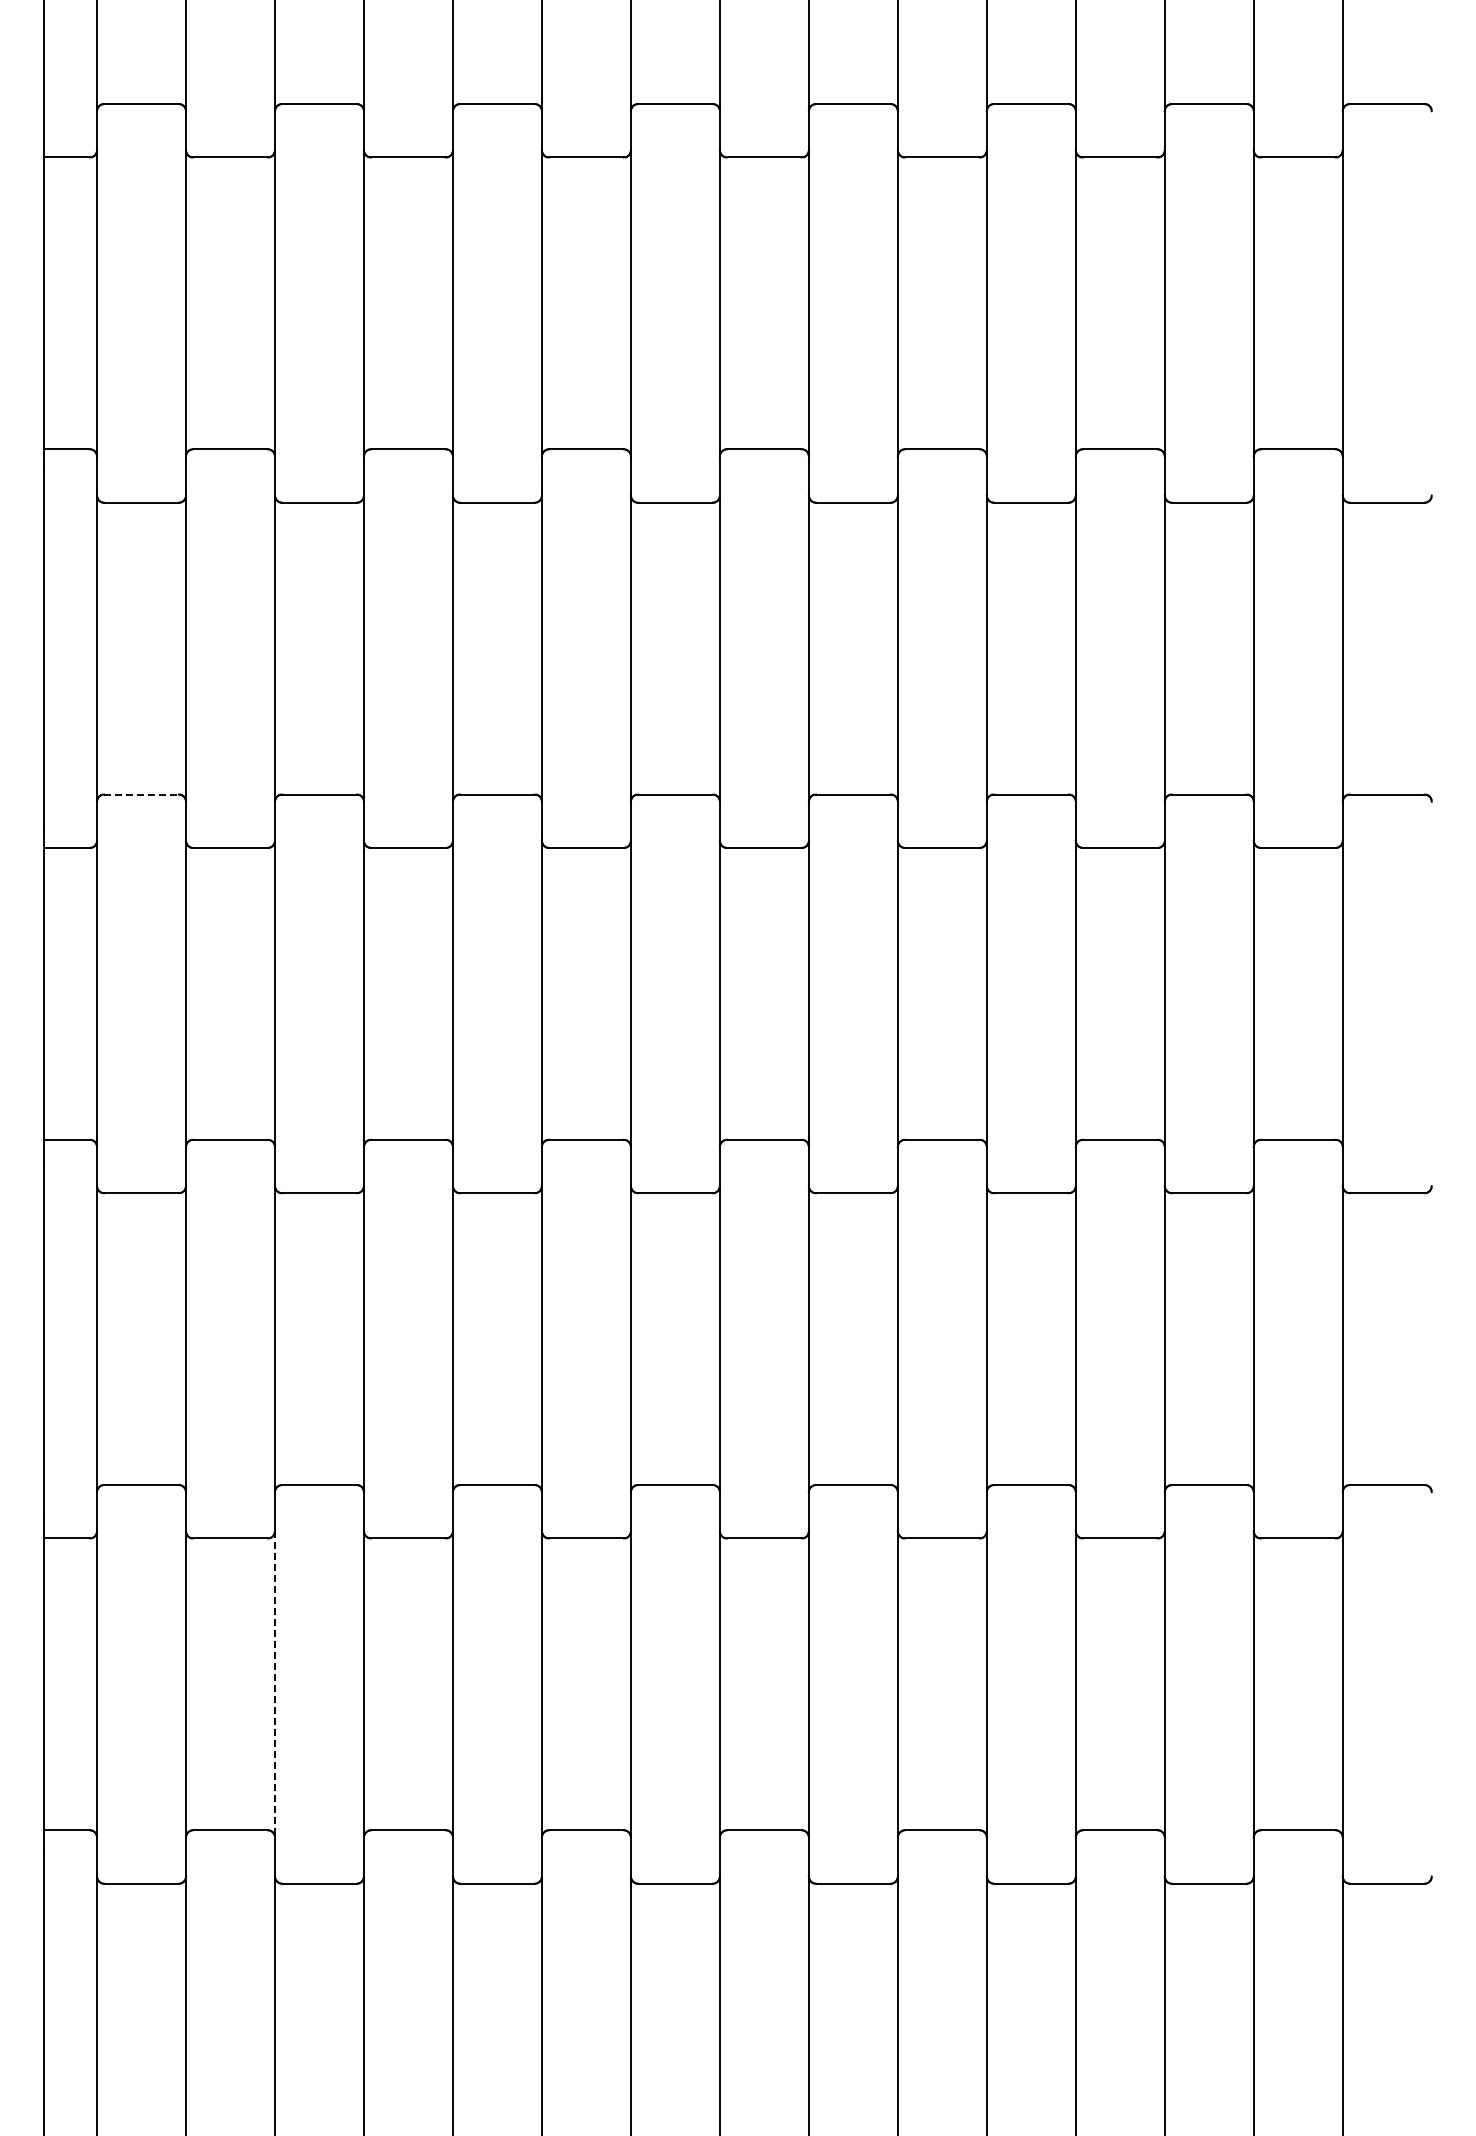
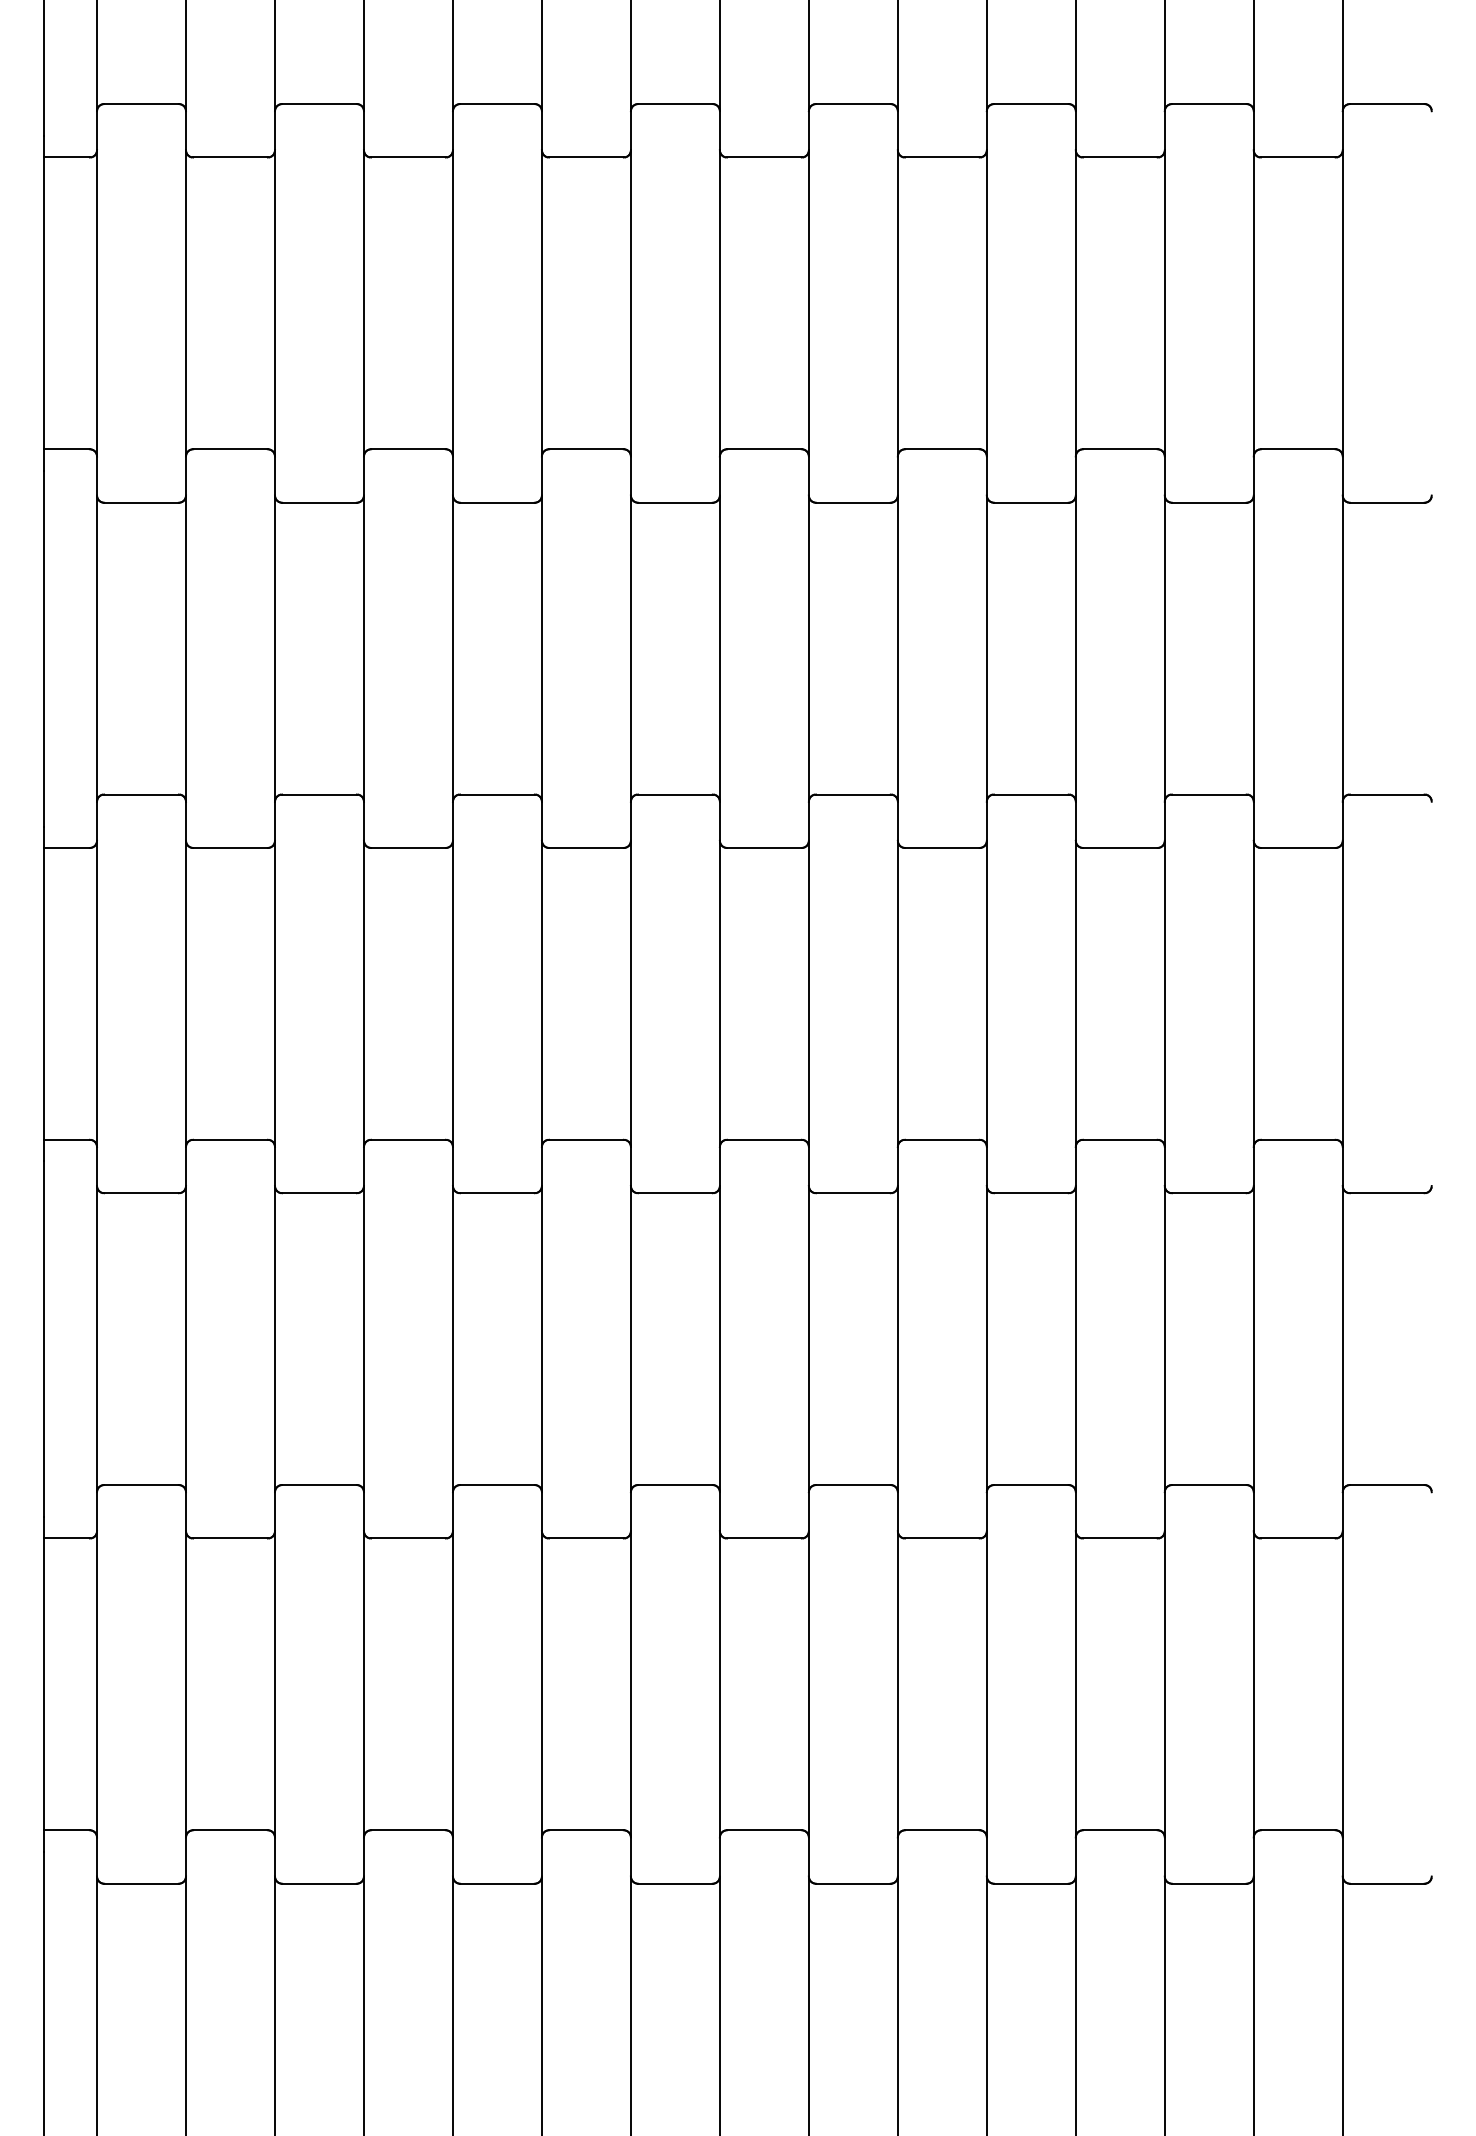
line: dashed -> solid (142, 794)
line: dashed -> solid (275, 1684)
